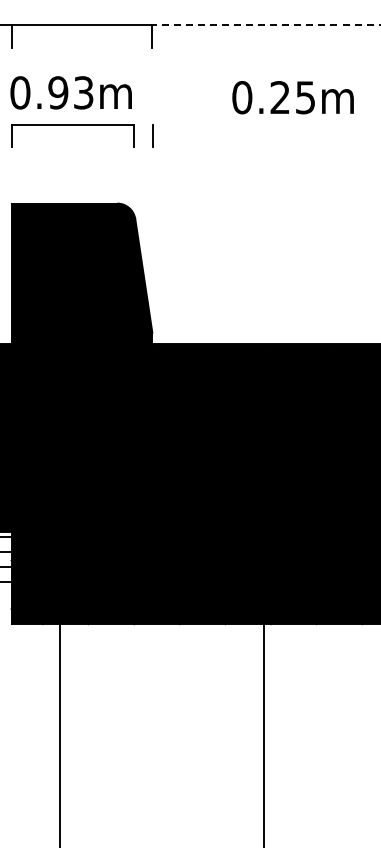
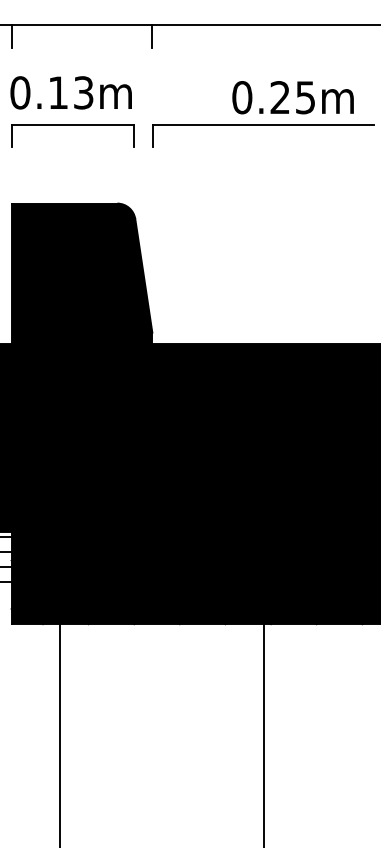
line: dashed -> solid (266, 25)
text: 0.93m -> 0.13m (58, 92)
line: none -> present (262, 125)
